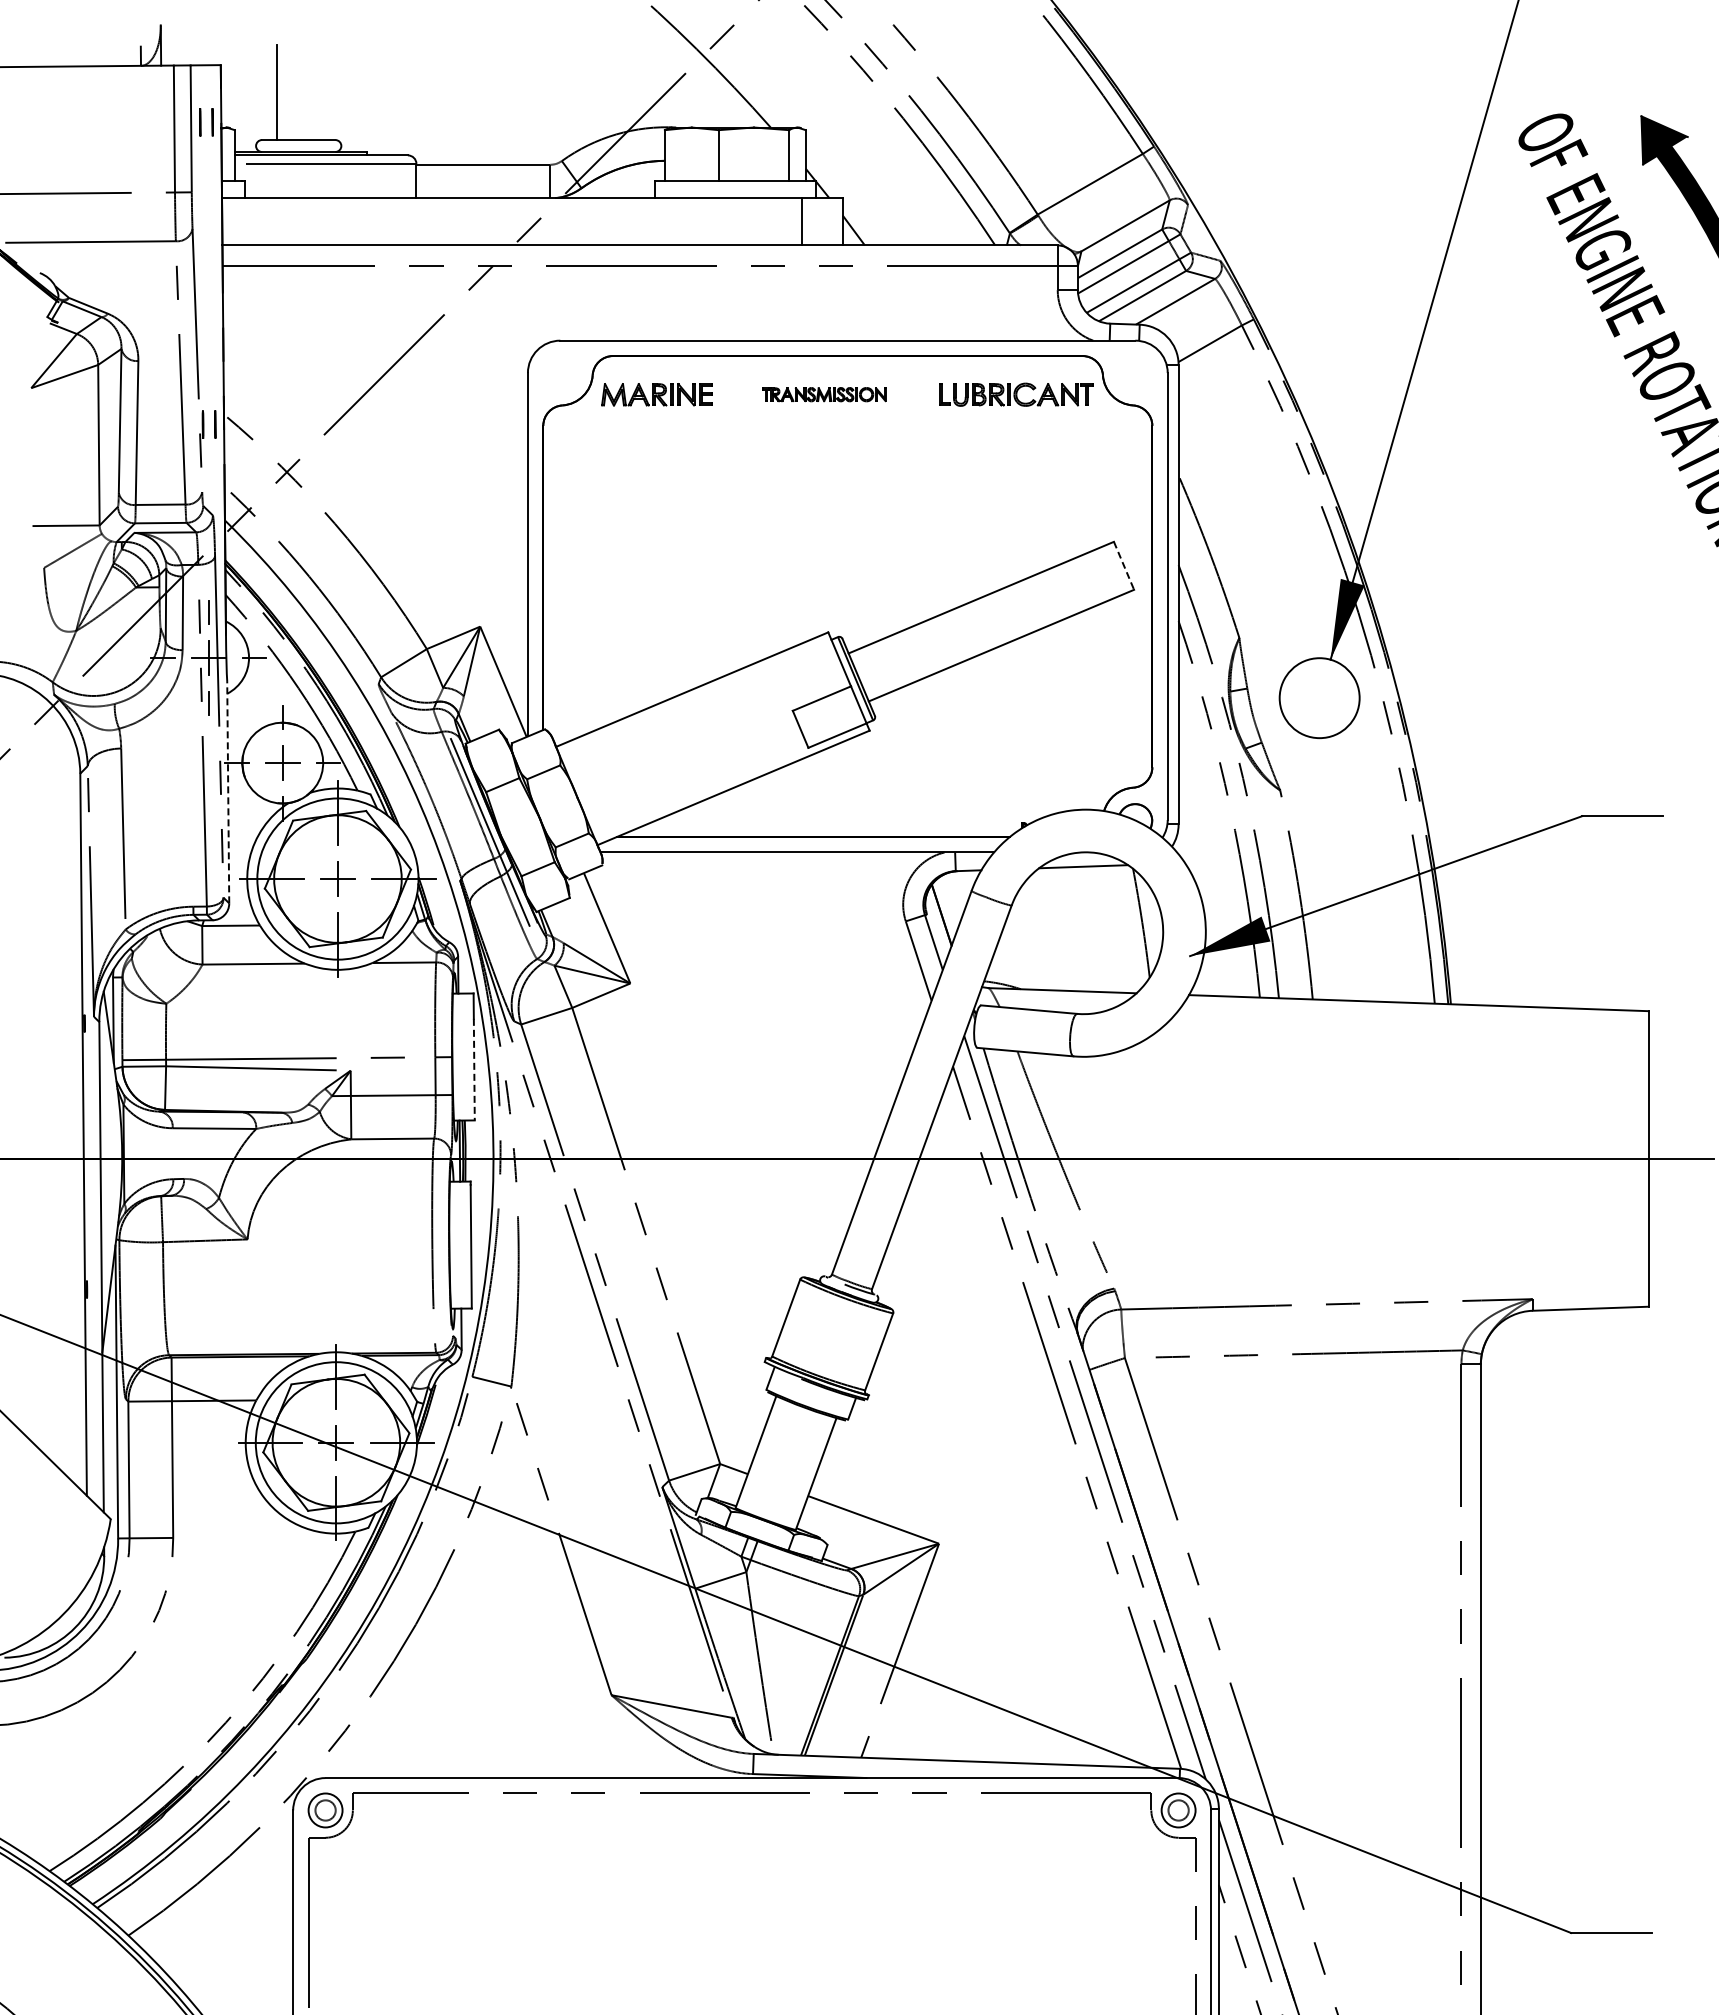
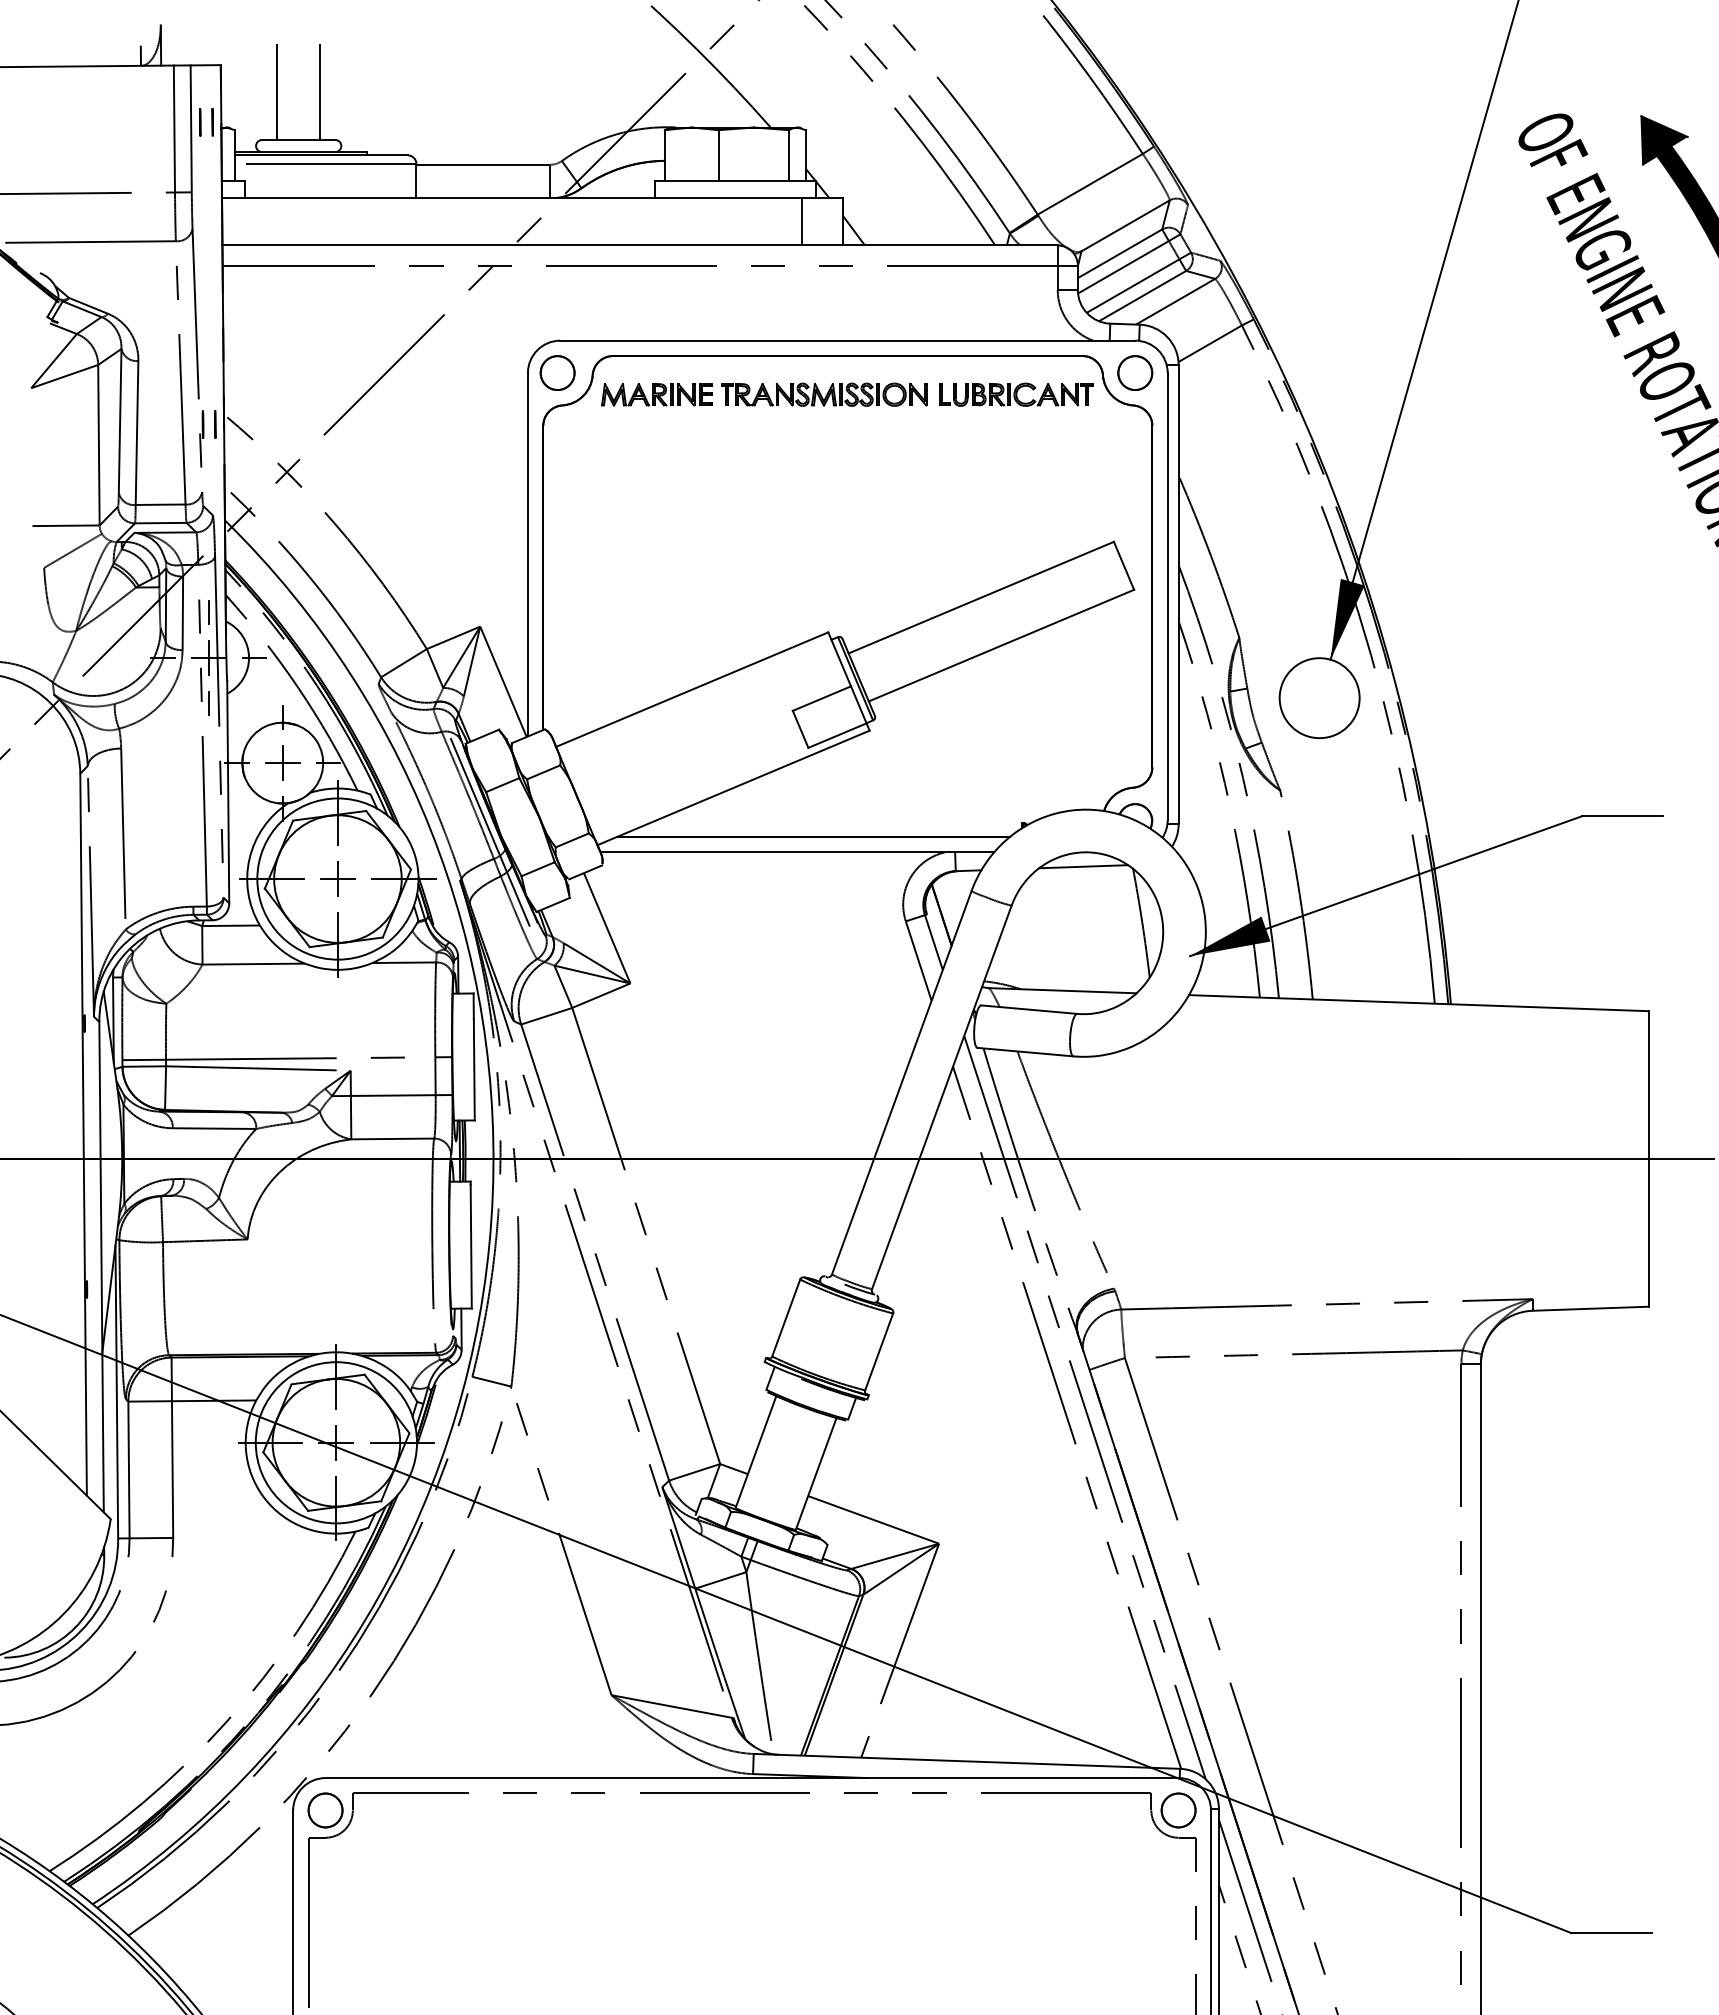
line: none -> present (320, 92)
part: none -> present (557, 372)
part: none -> present (1135, 372)
part size: 125x16 px -> 207x25 px (824, 394)
line: dashed -> solid (1124, 566)
line: dashed -> solid (228, 791)
line: dashed -> solid (474, 1069)
circle diameter: 20 px -> 34 px (325, 1810)
circle diameter: 20 px -> 34 px (1178, 1810)
